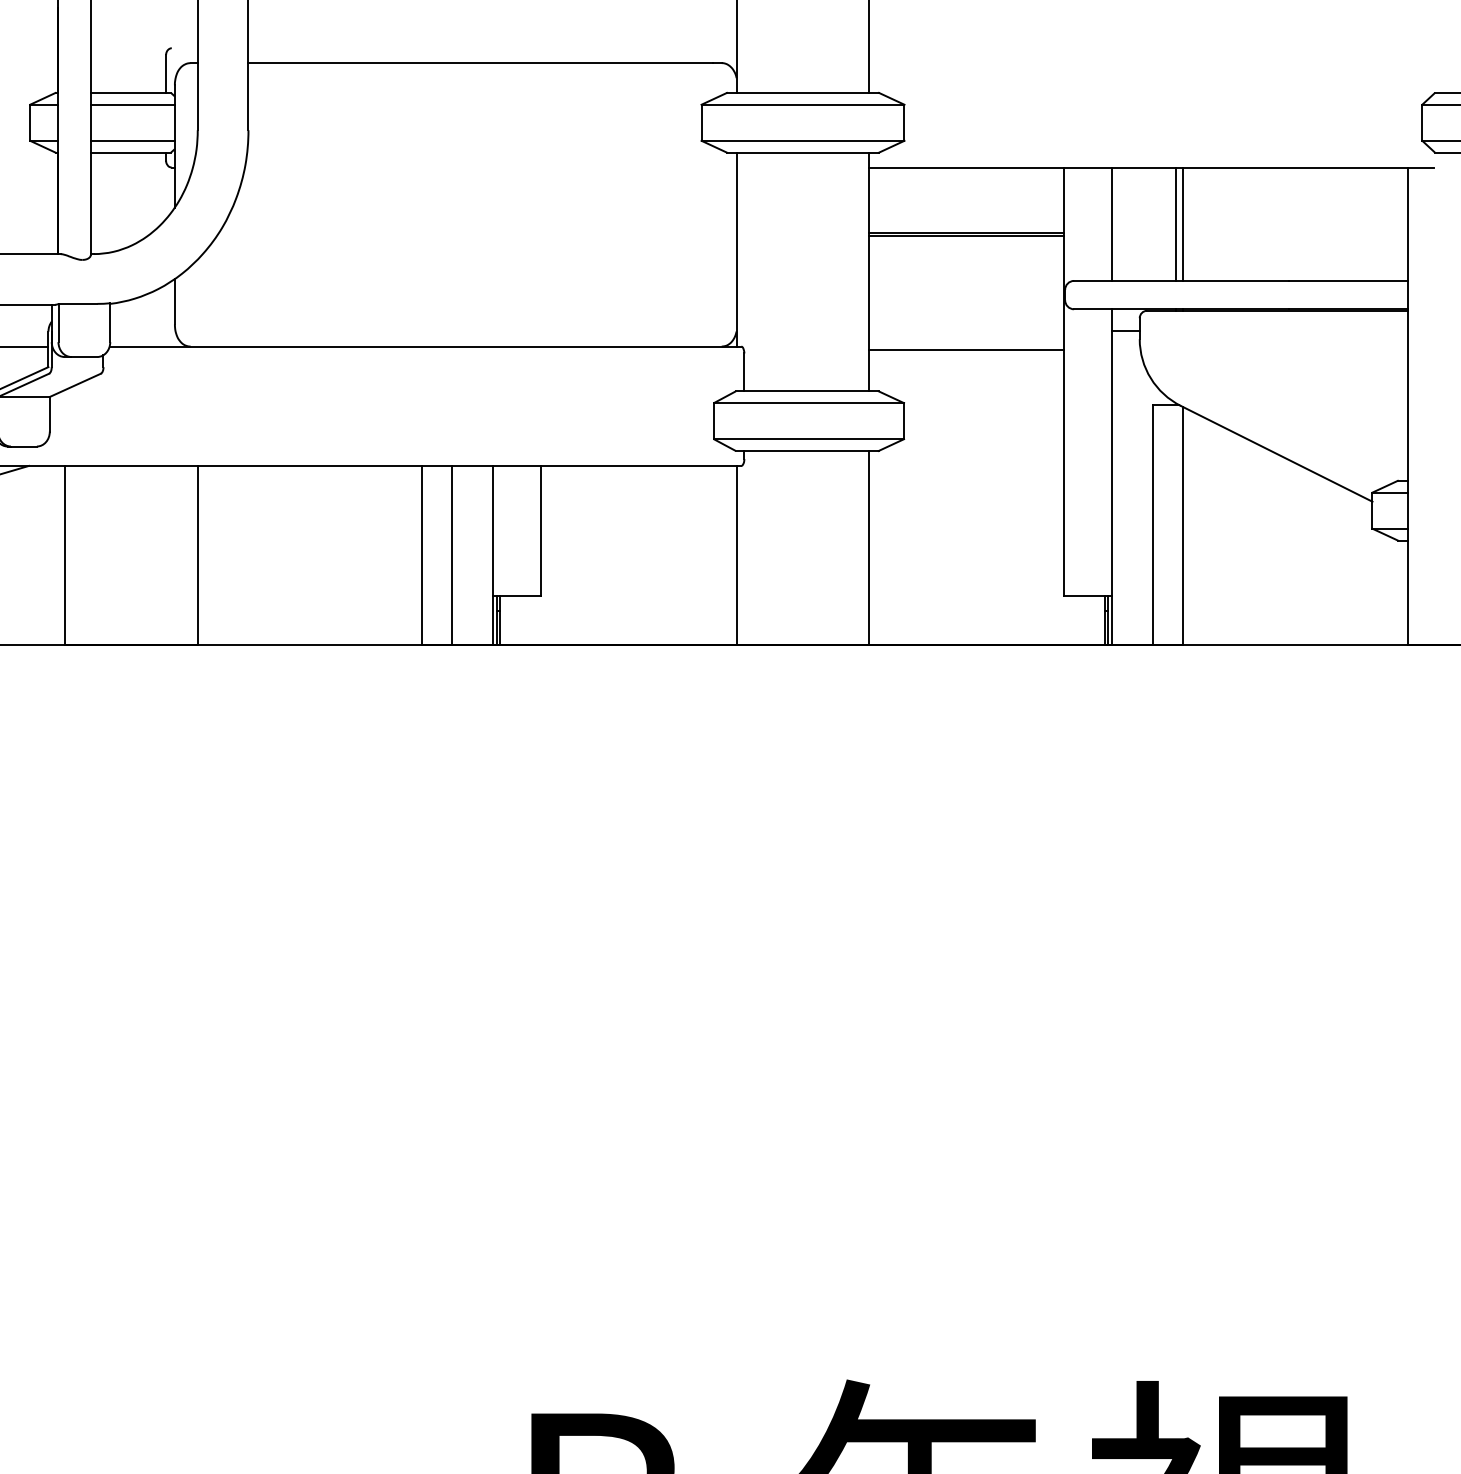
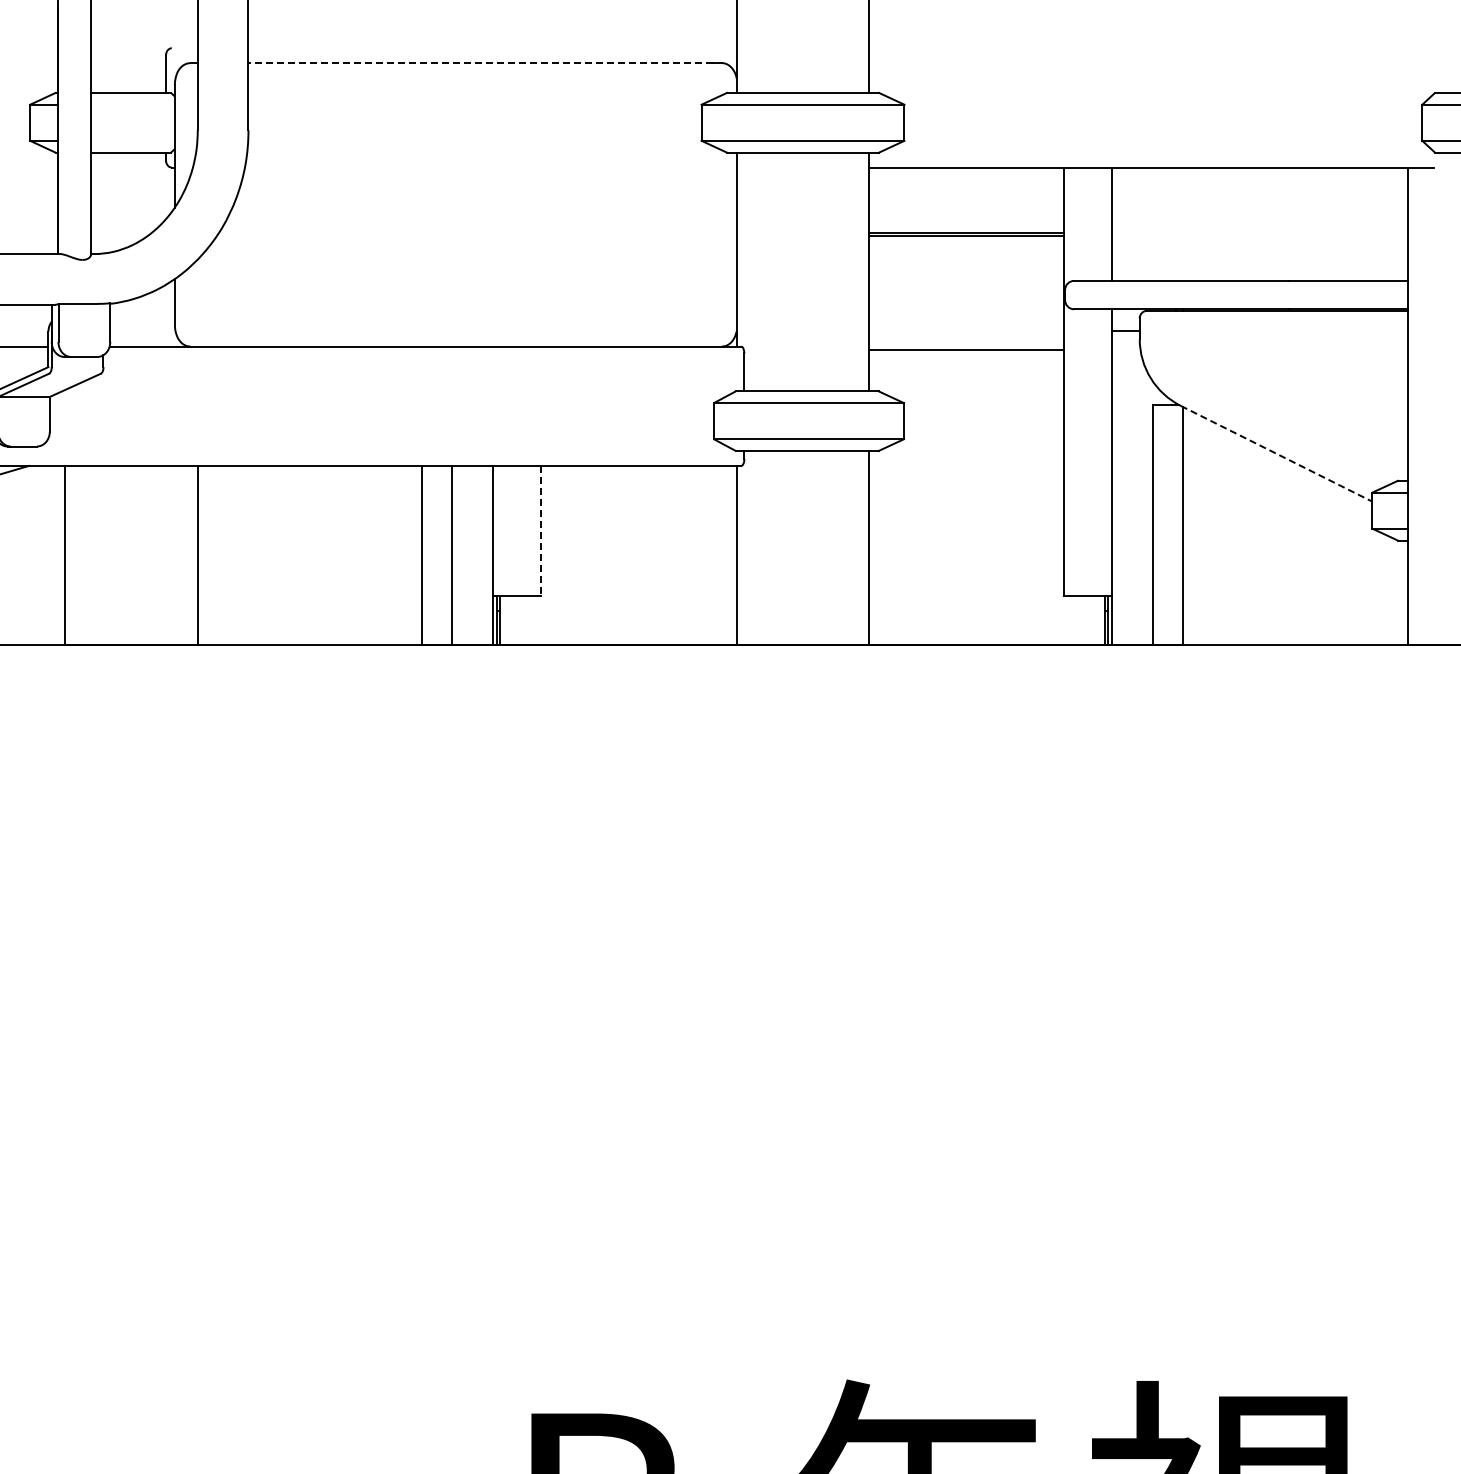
line: solid -> dashed (480, 63)
line: present -> none (132, 104)
line: present -> none (132, 140)
line: present -> none (1176, 223)
line: present -> none (1183, 223)
line: solid -> dashed (1277, 454)
line: solid -> dashed (541, 531)
